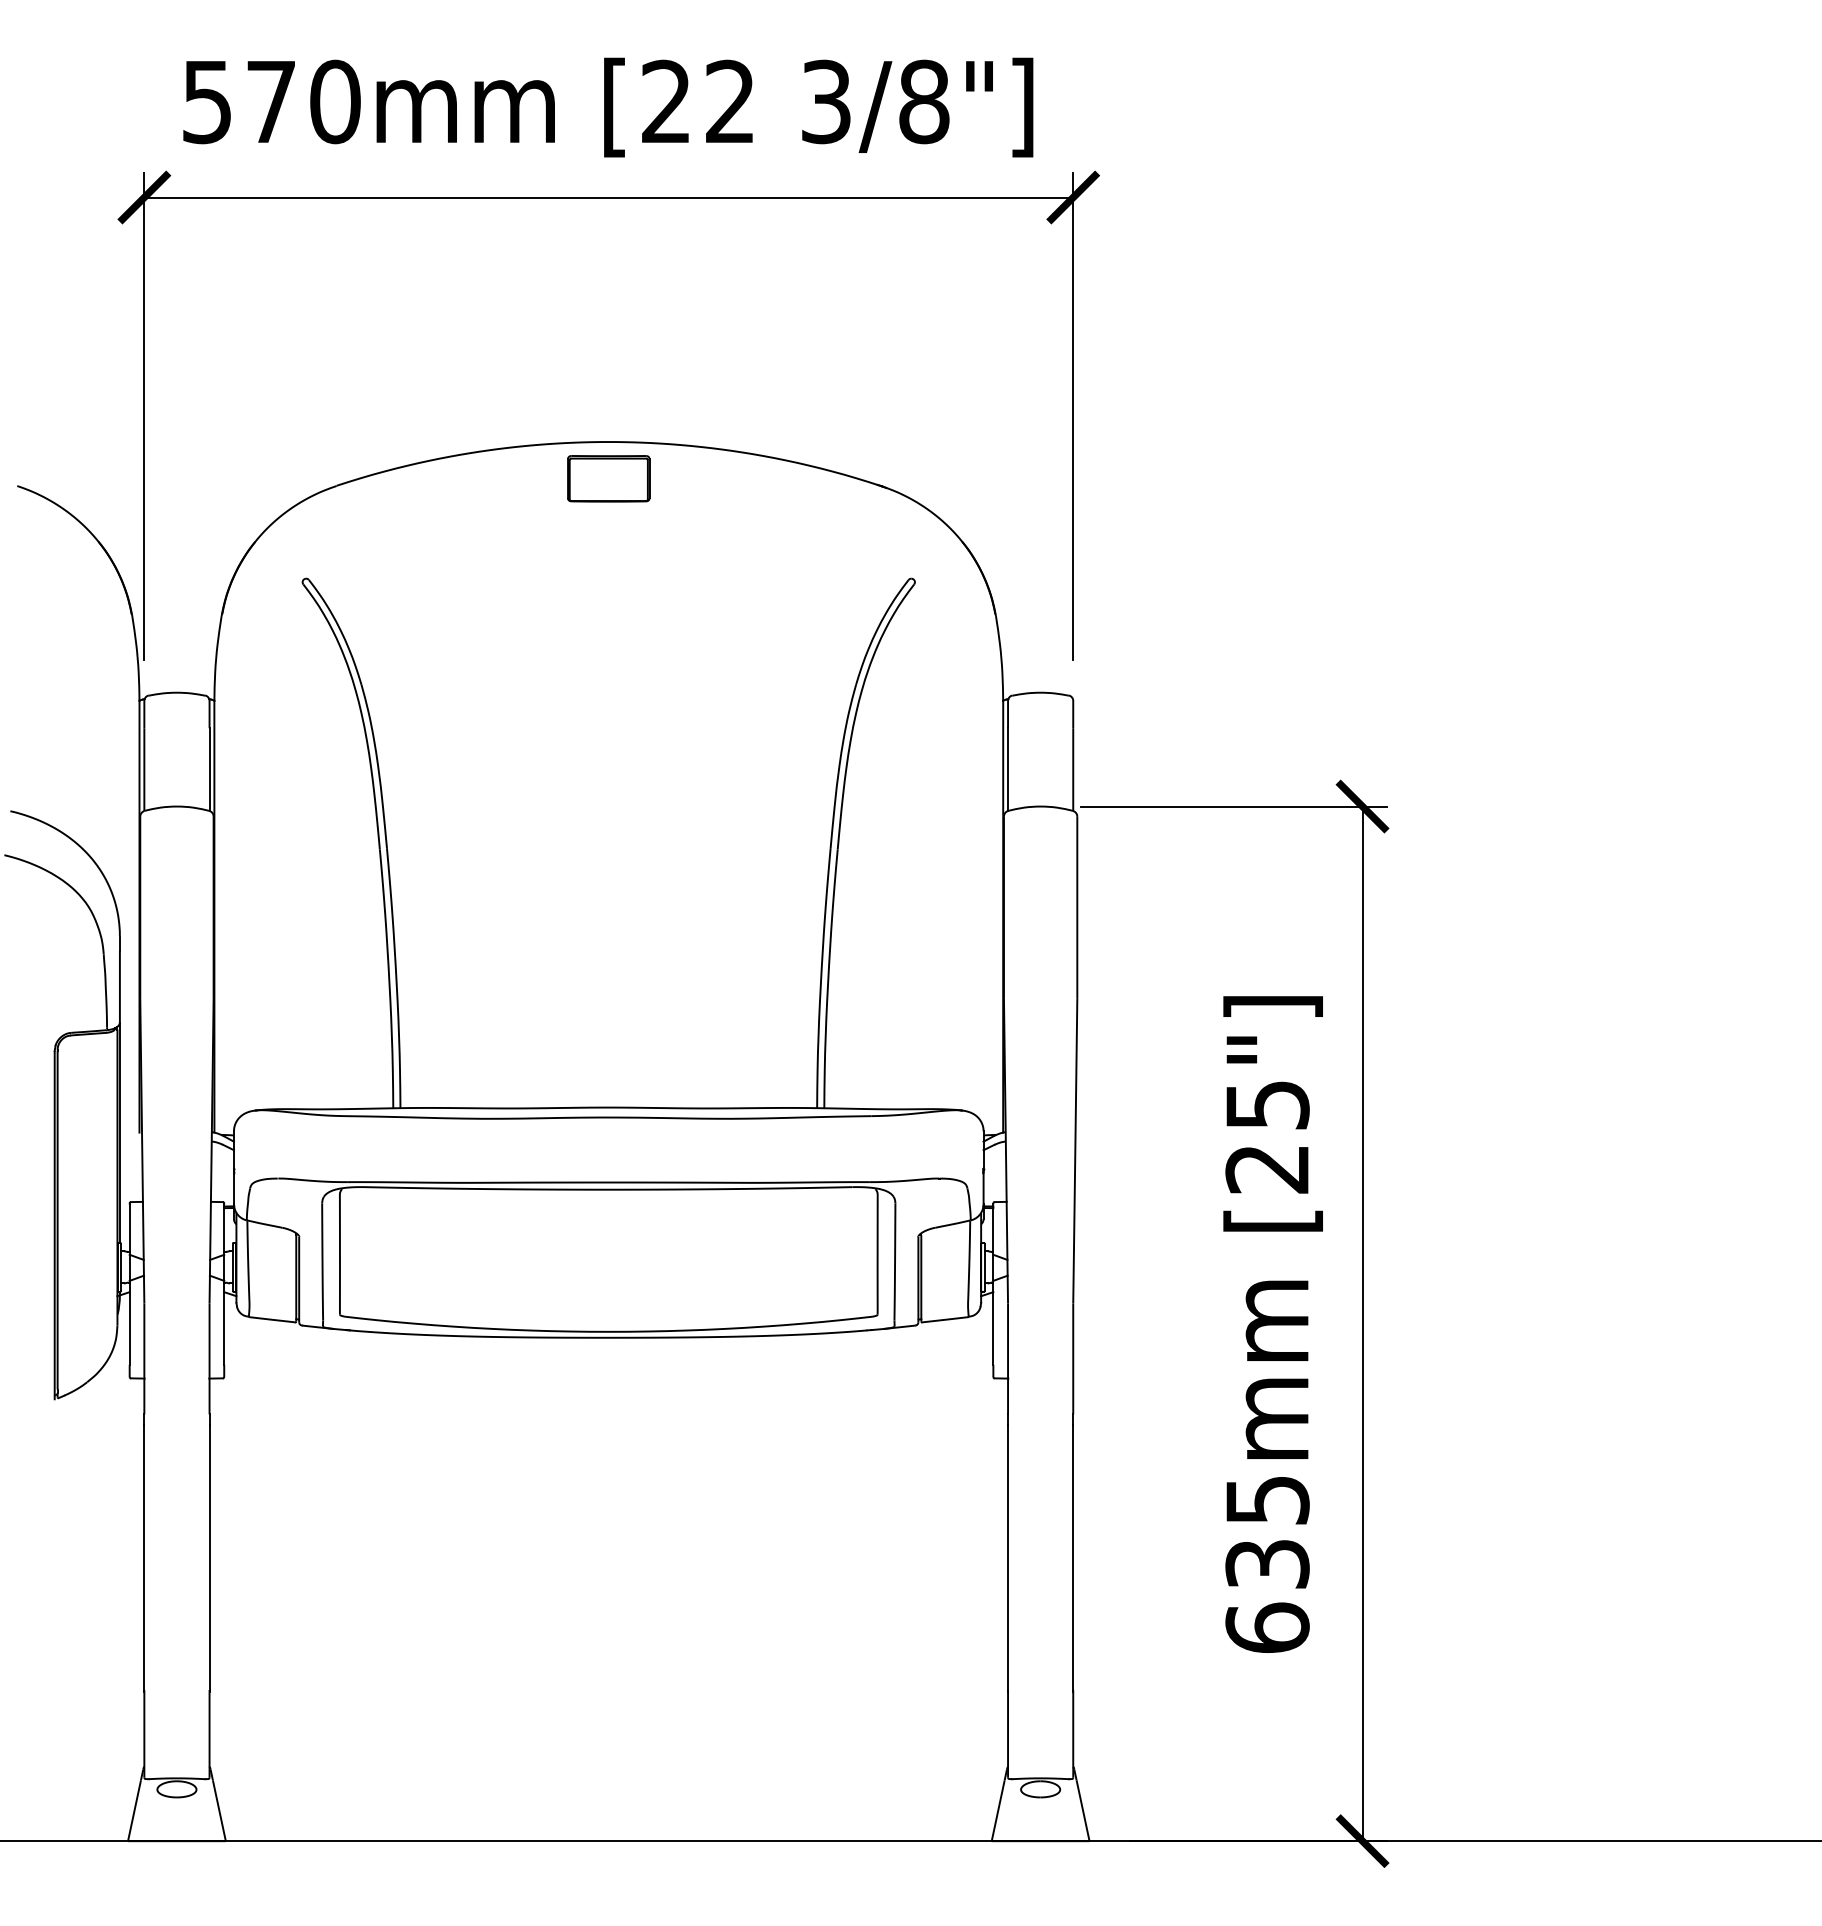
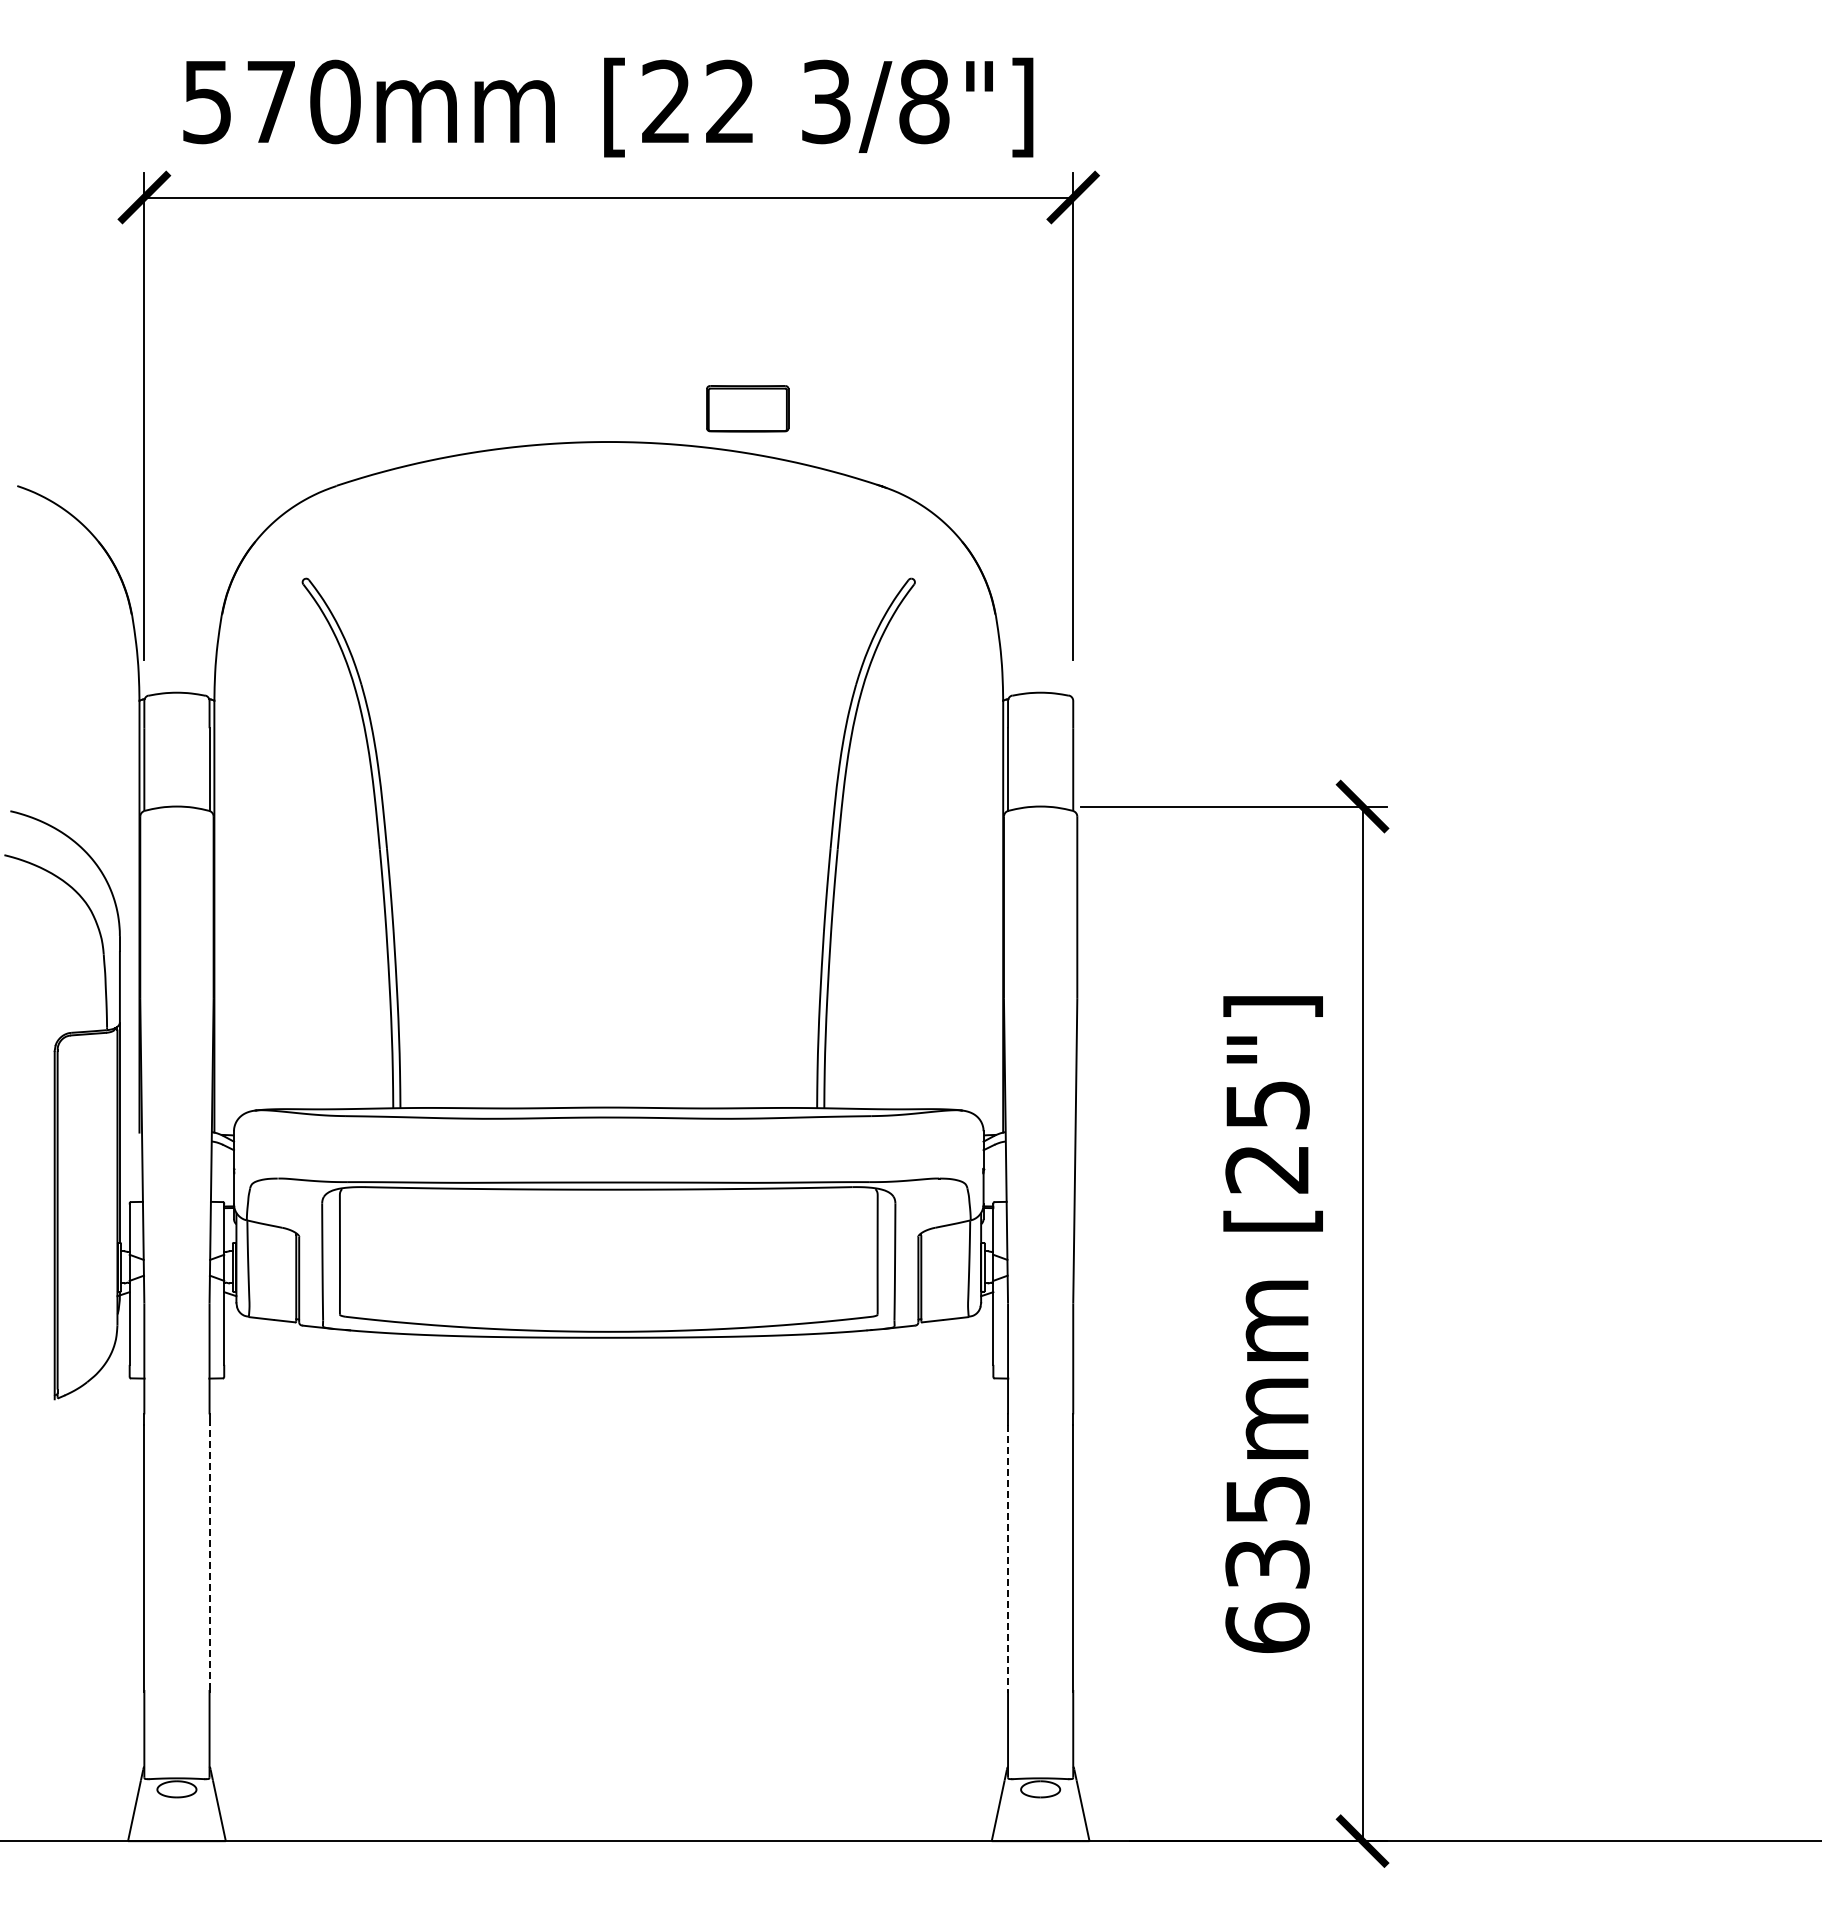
part position: (608, 478) -> (747, 408) (747, 408)
line: solid -> dashed (209, 1557)
line: solid -> dashed (1008, 1558)
